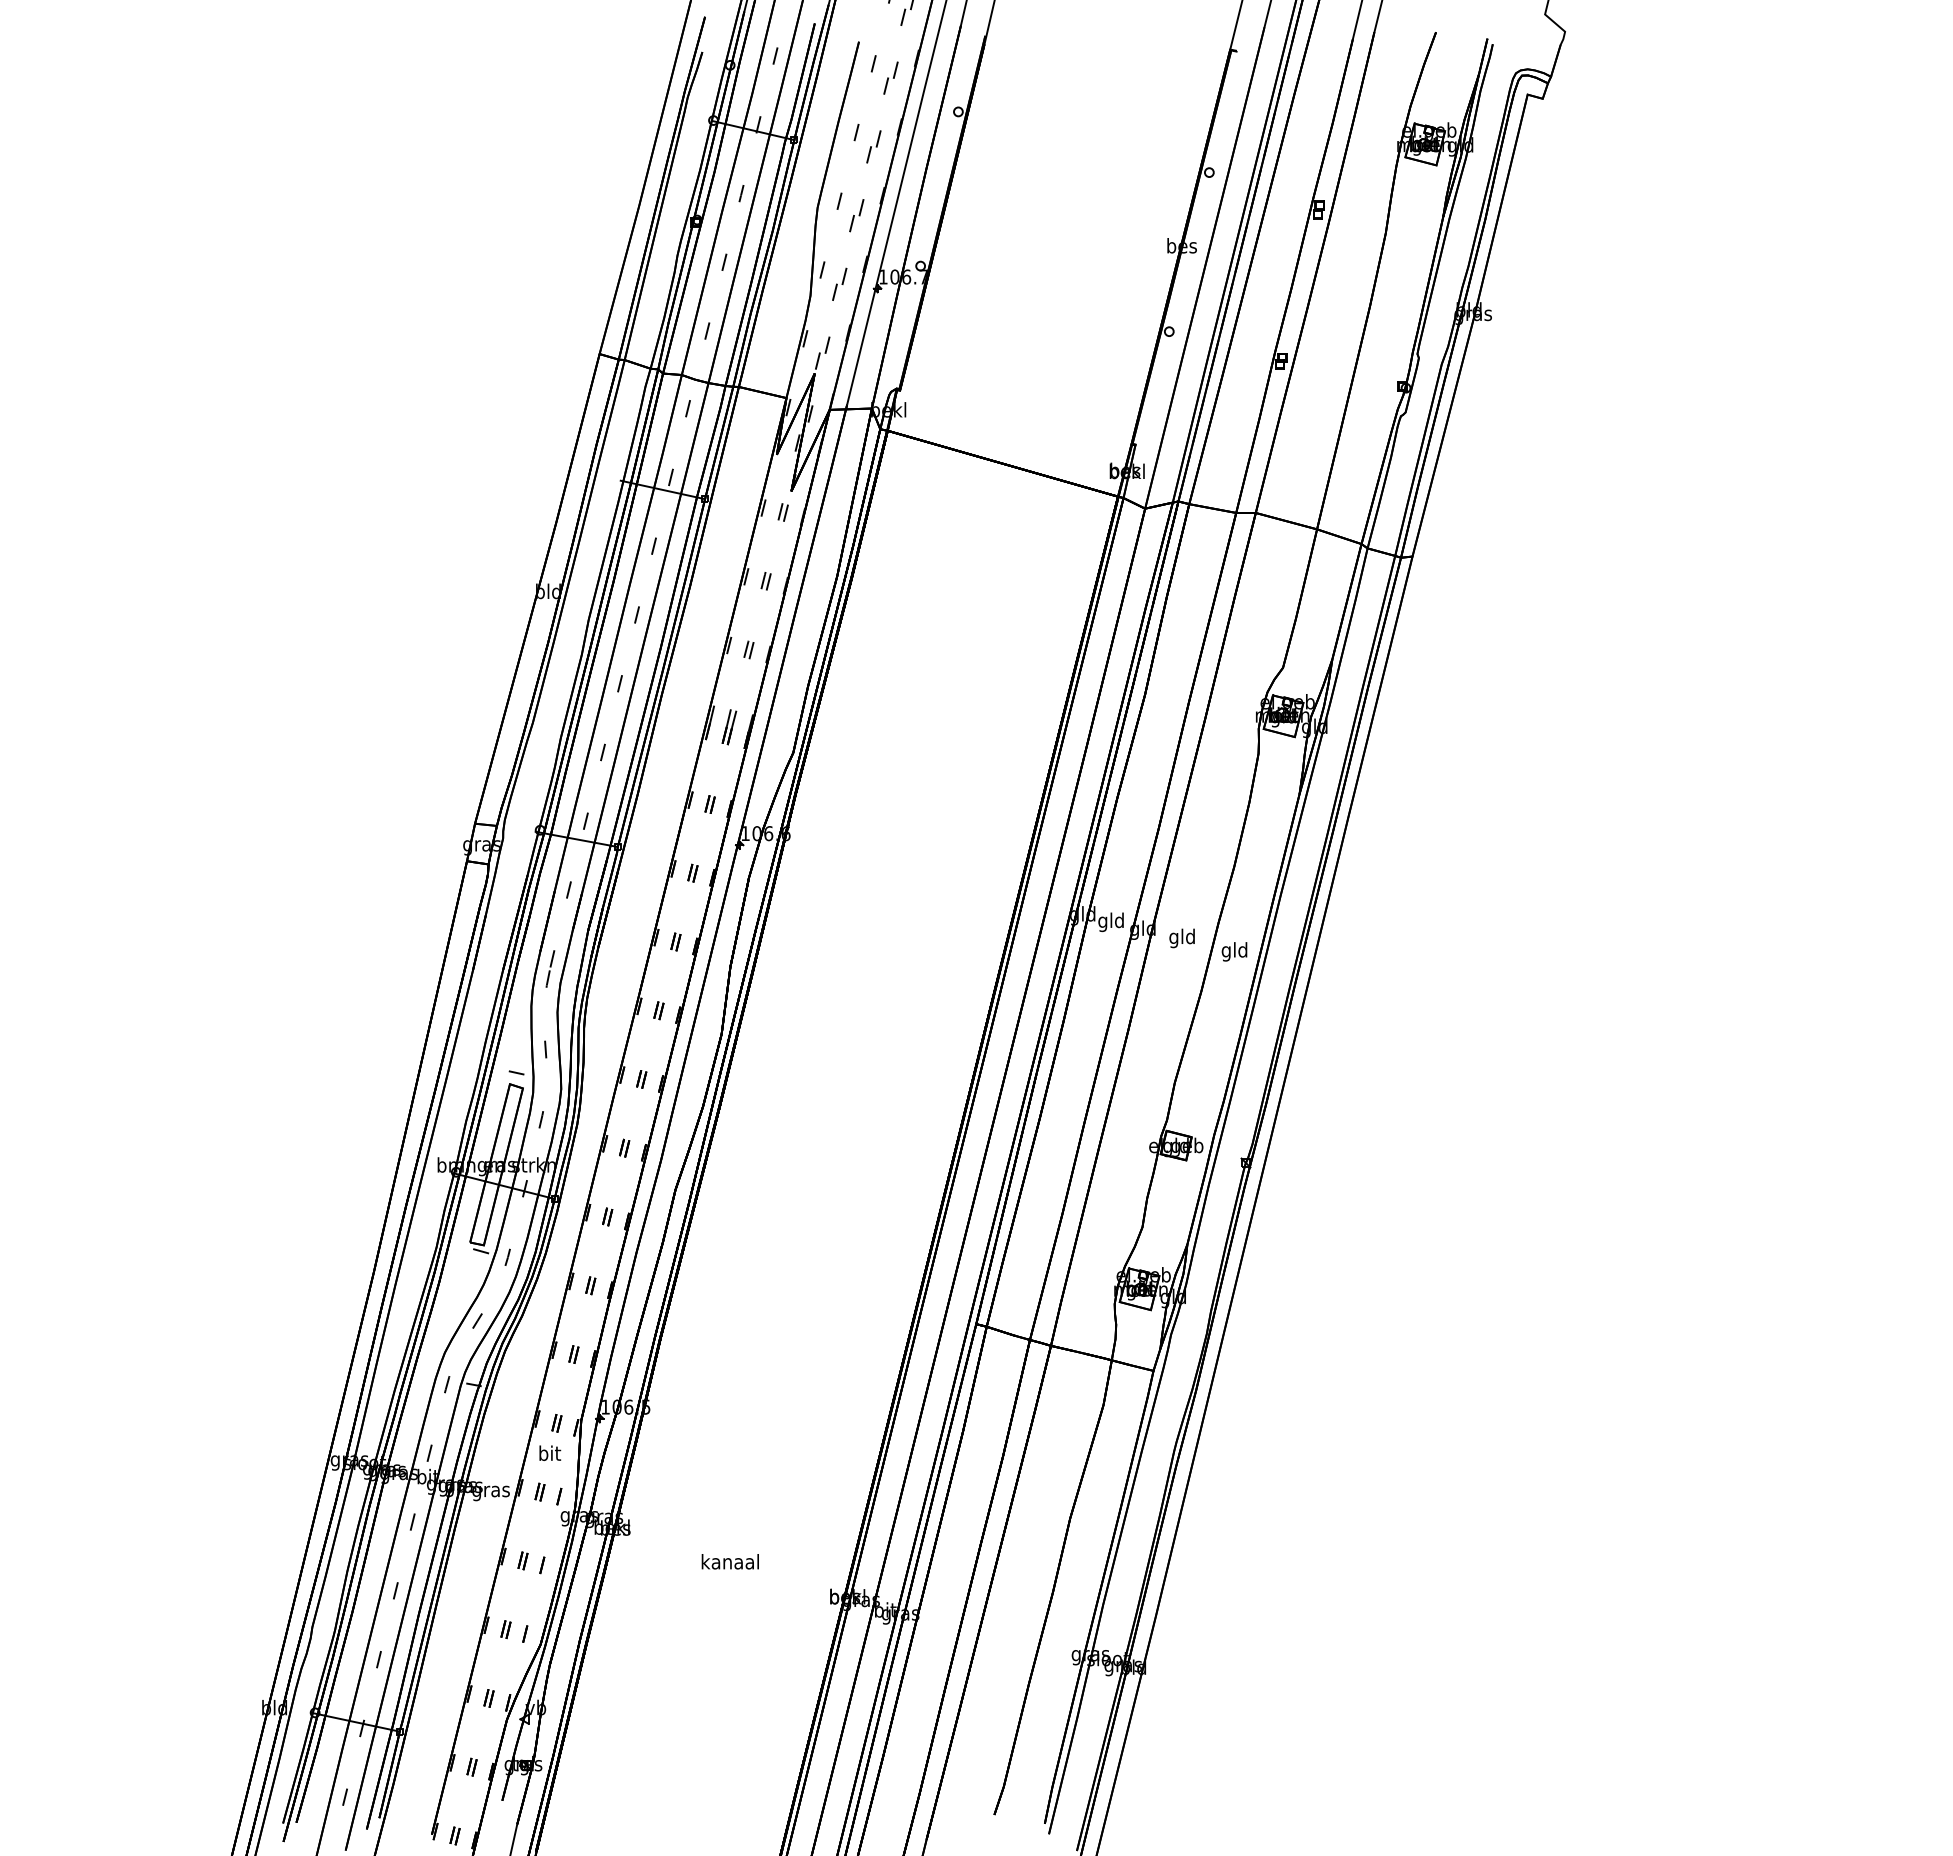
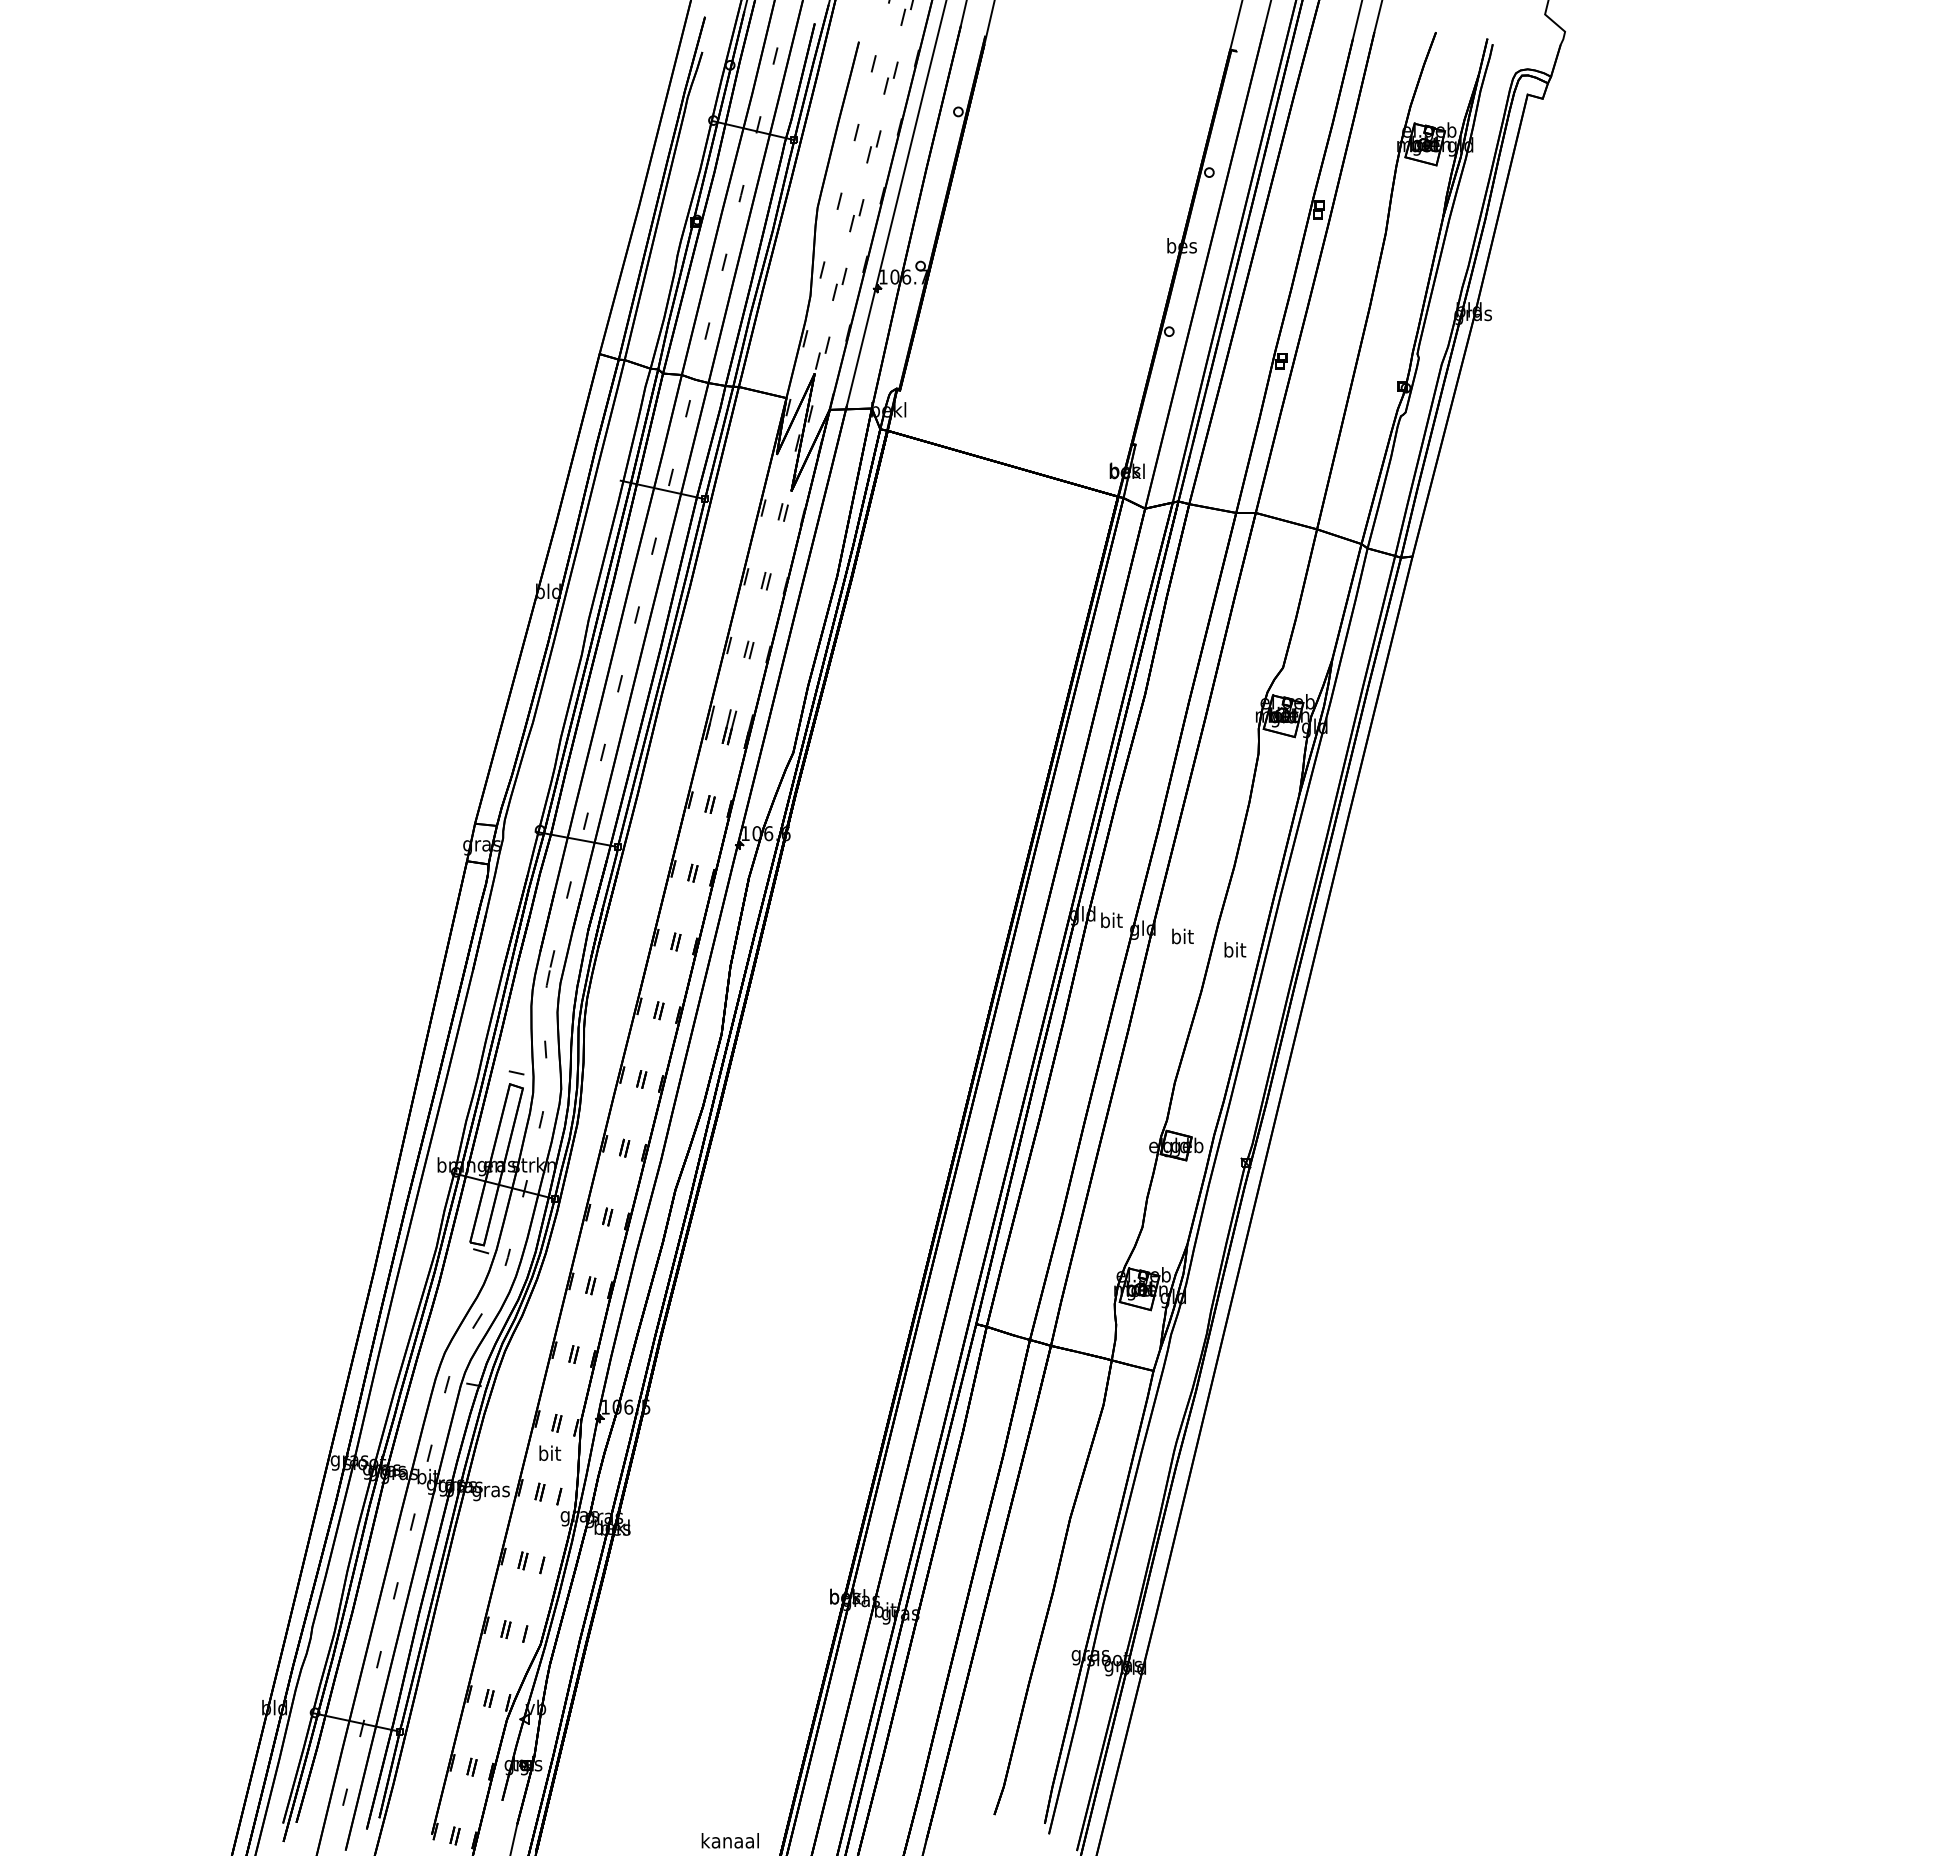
text: gld -> bit (1110, 922)
text: gld -> bit (1181, 938)
text: gld -> bit (1234, 951)
text position: (729, 1561) -> (729, 1840) (729, 1840)
